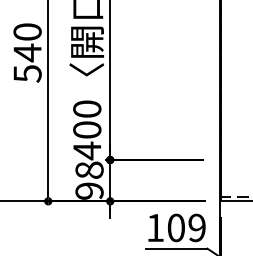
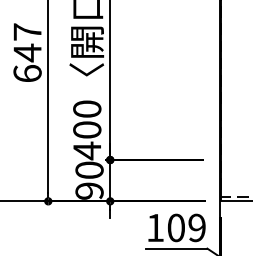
text: 540 -> 647 (27, 52)
text: 98 -> 90 (89, 169)
